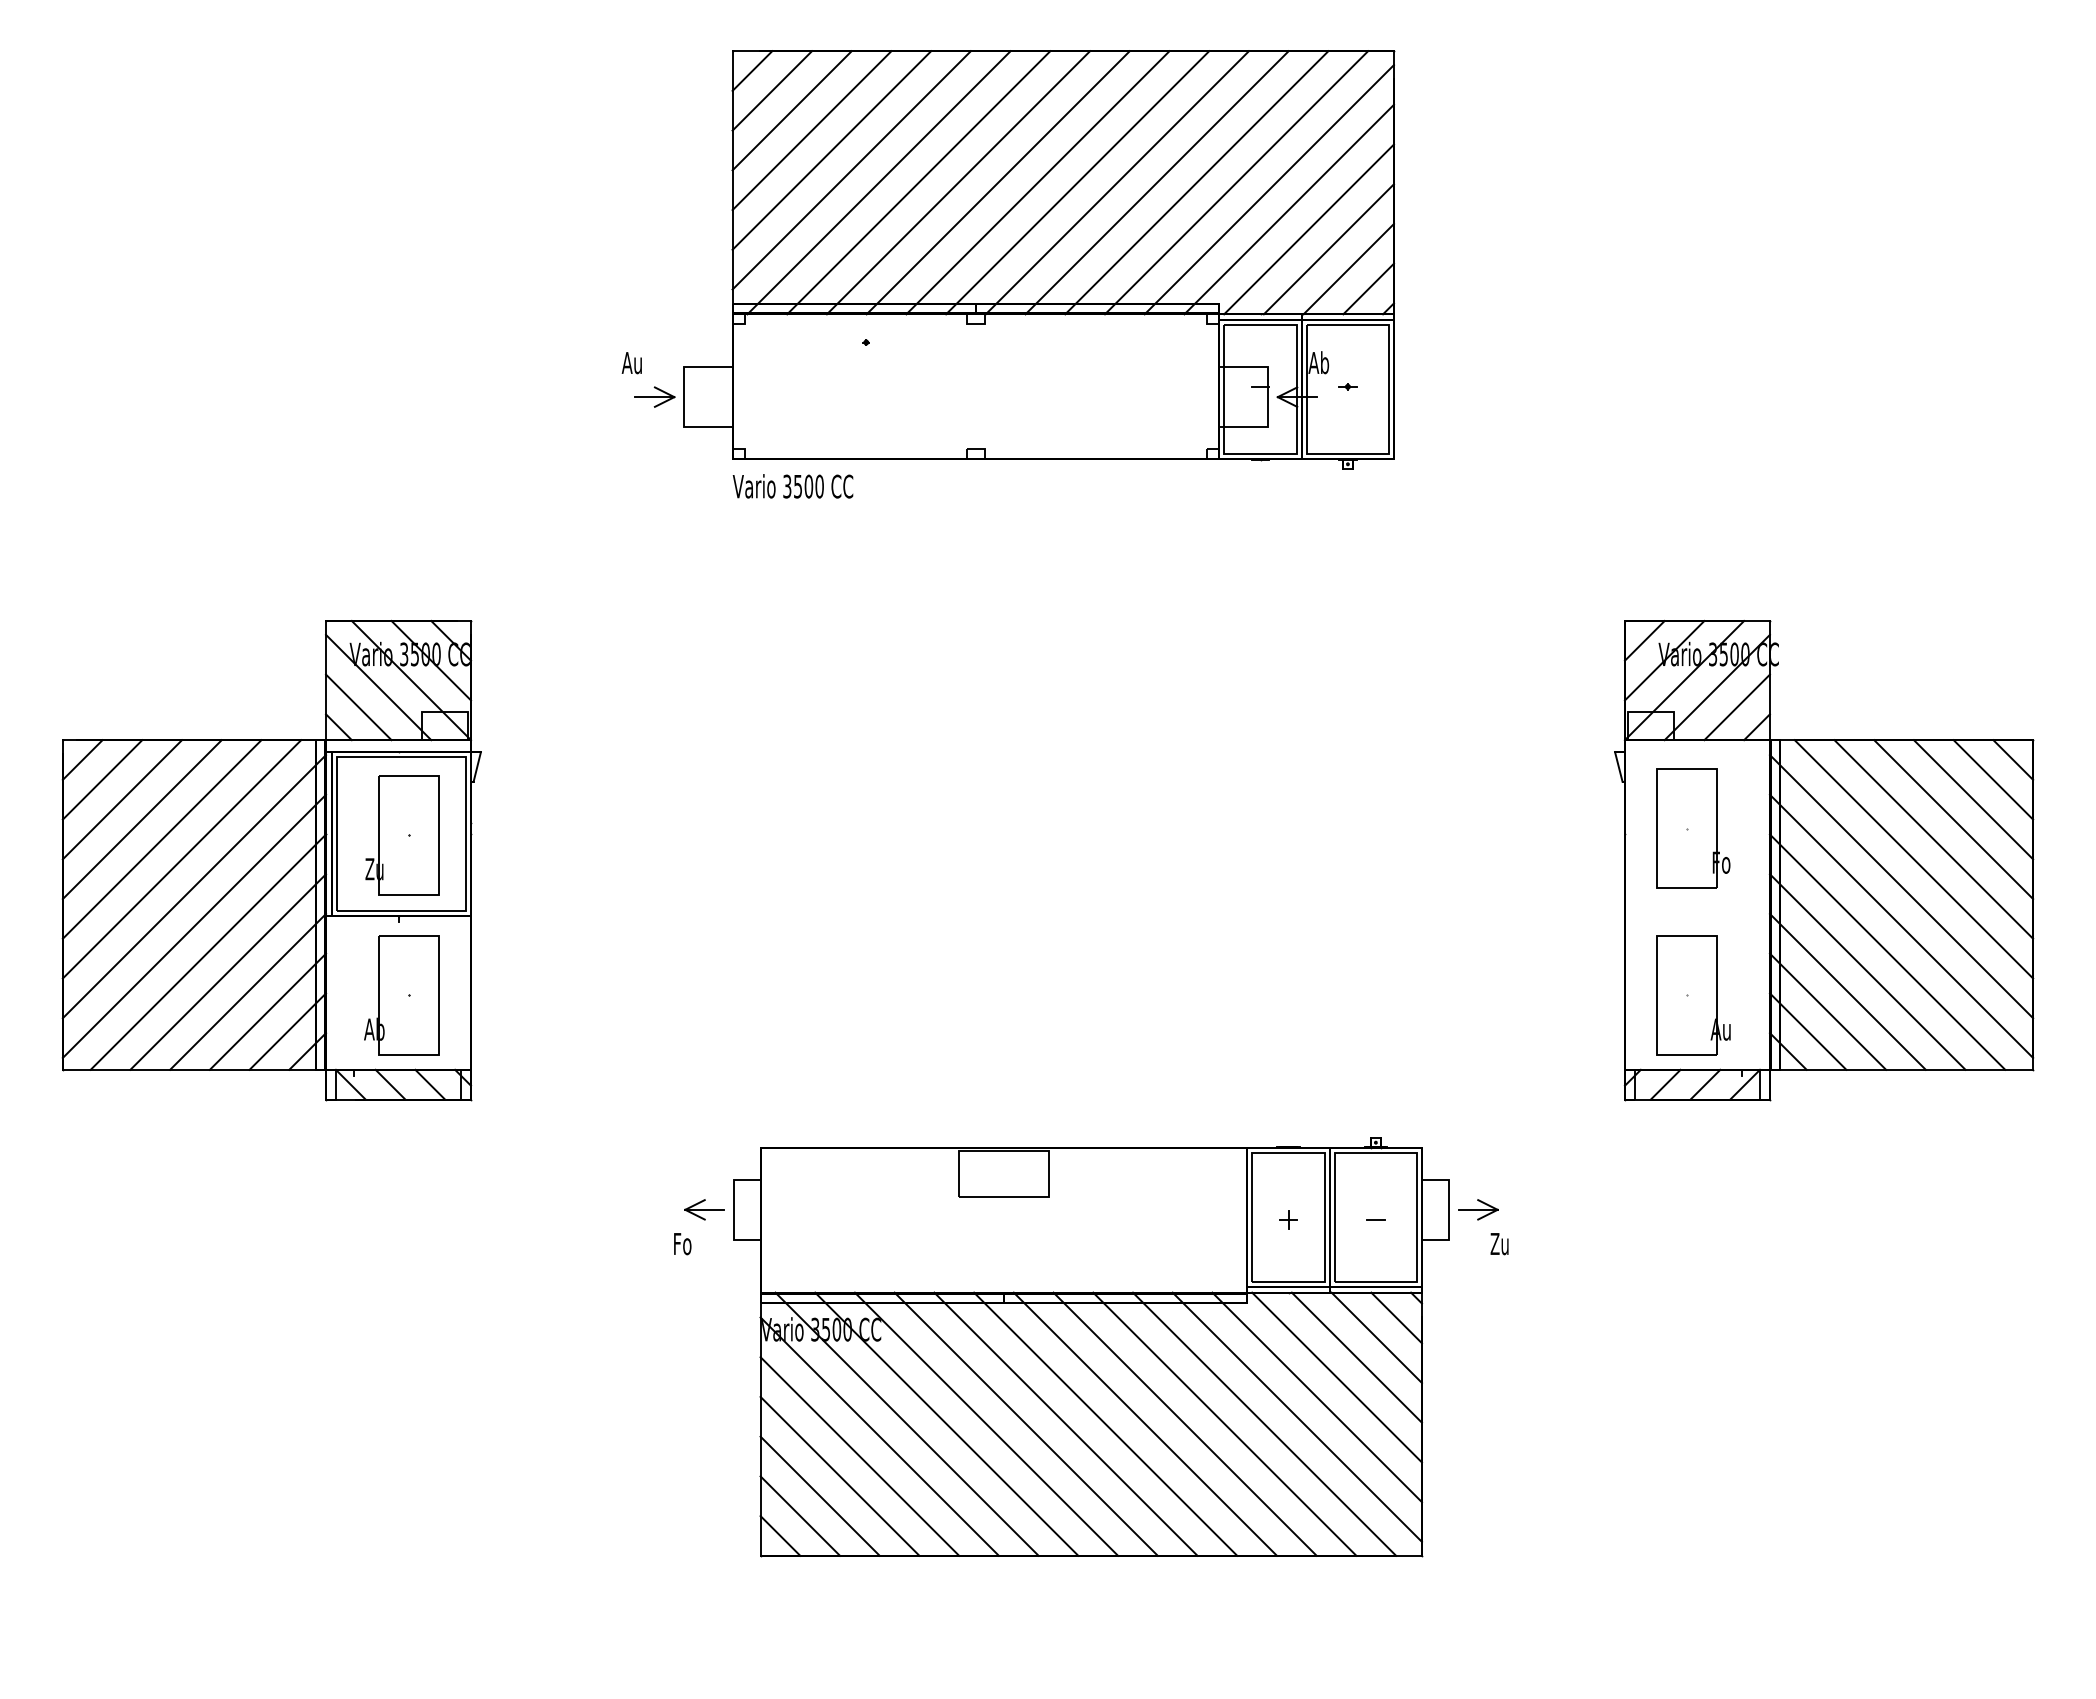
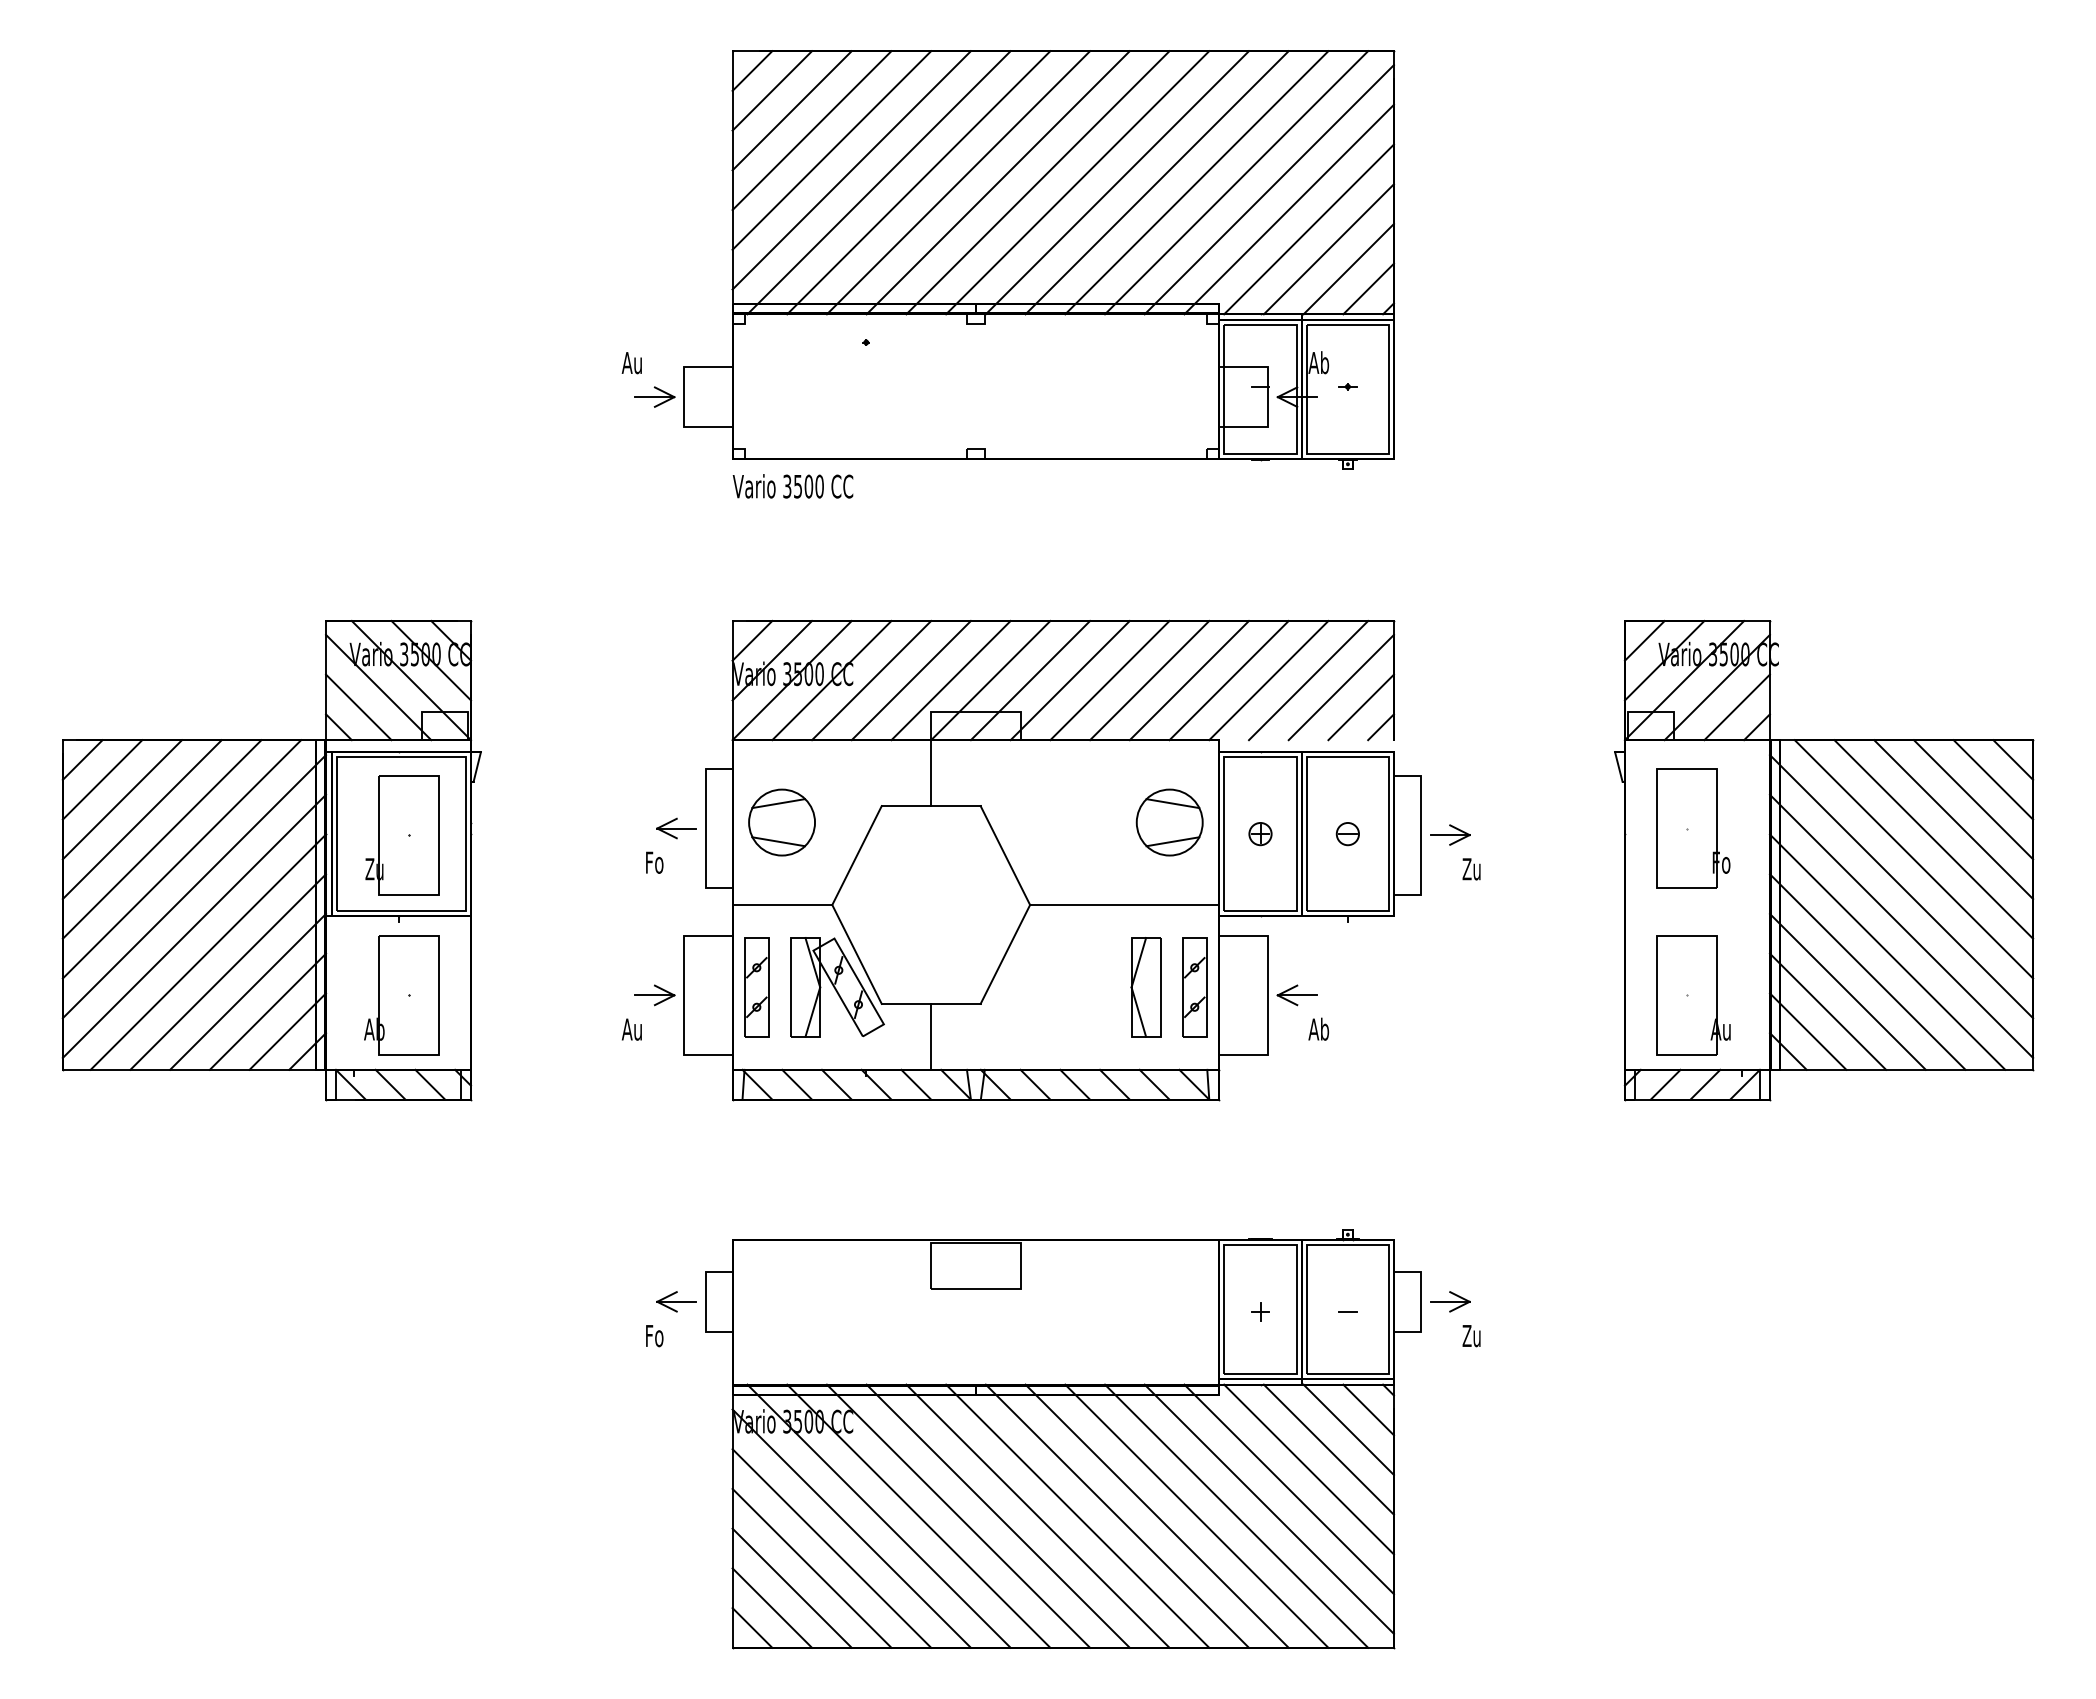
part: none -> present (1051, 860)
part position: (1091, 1347) -> (1063, 1439) (1063, 1439)
